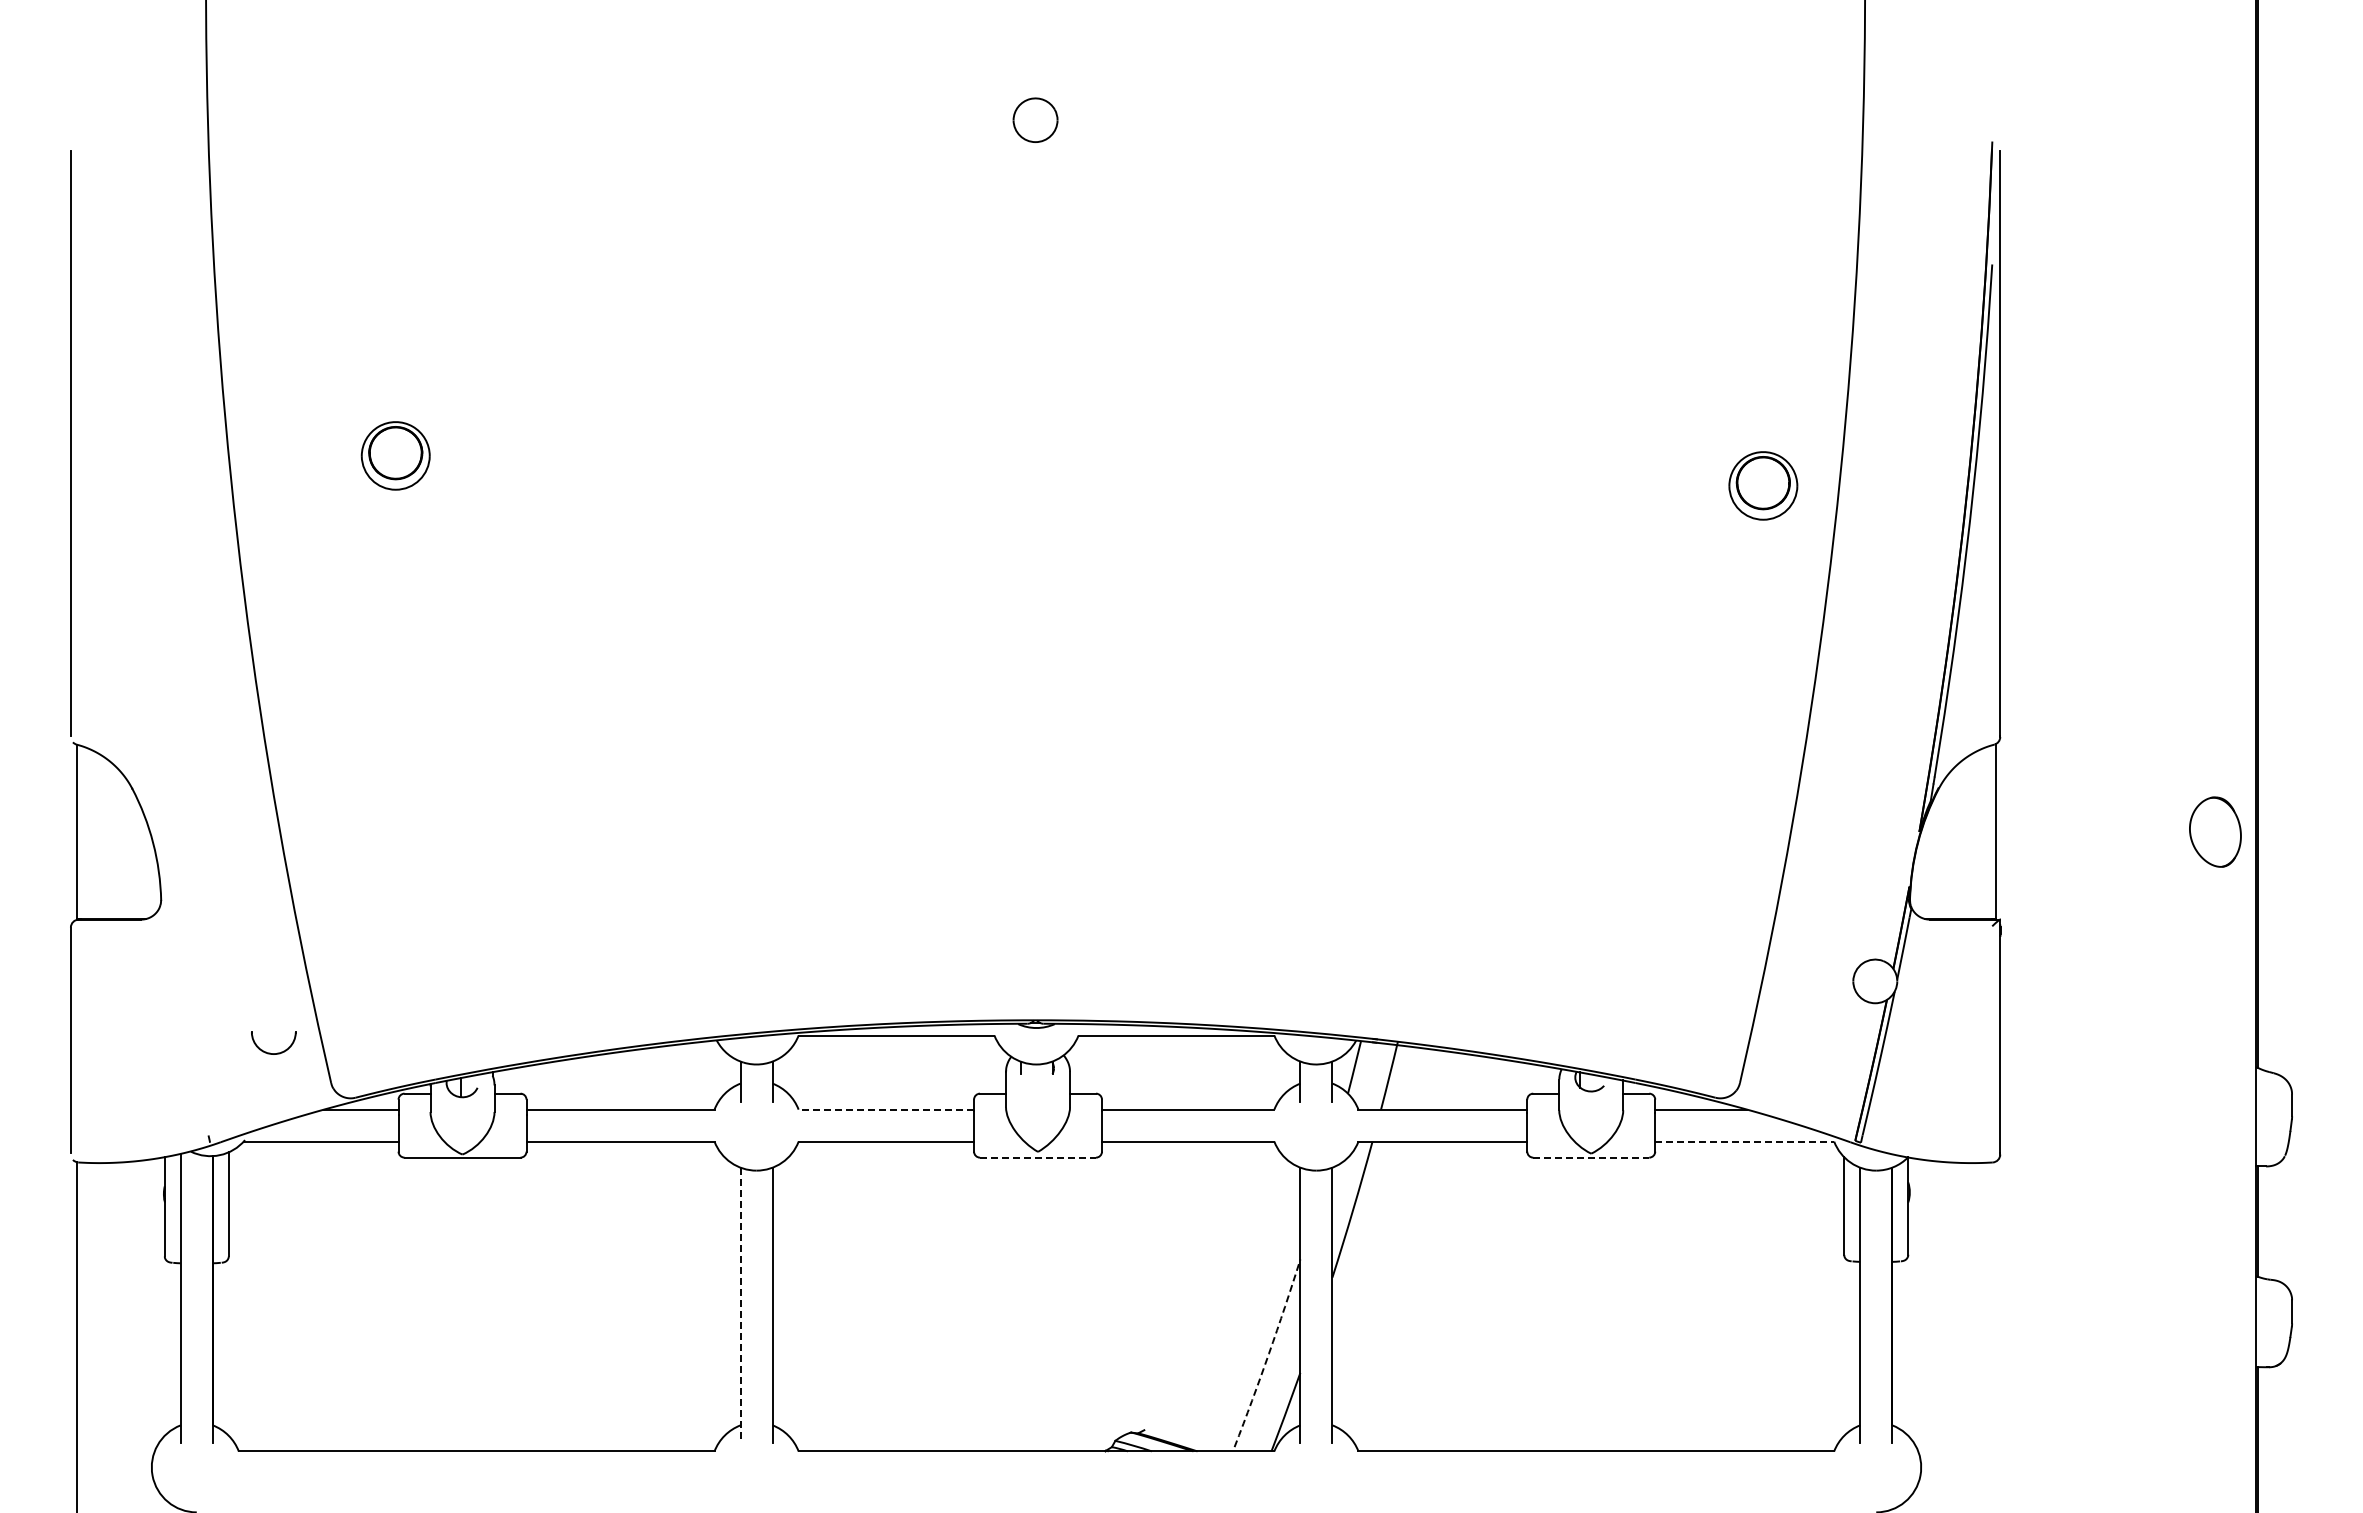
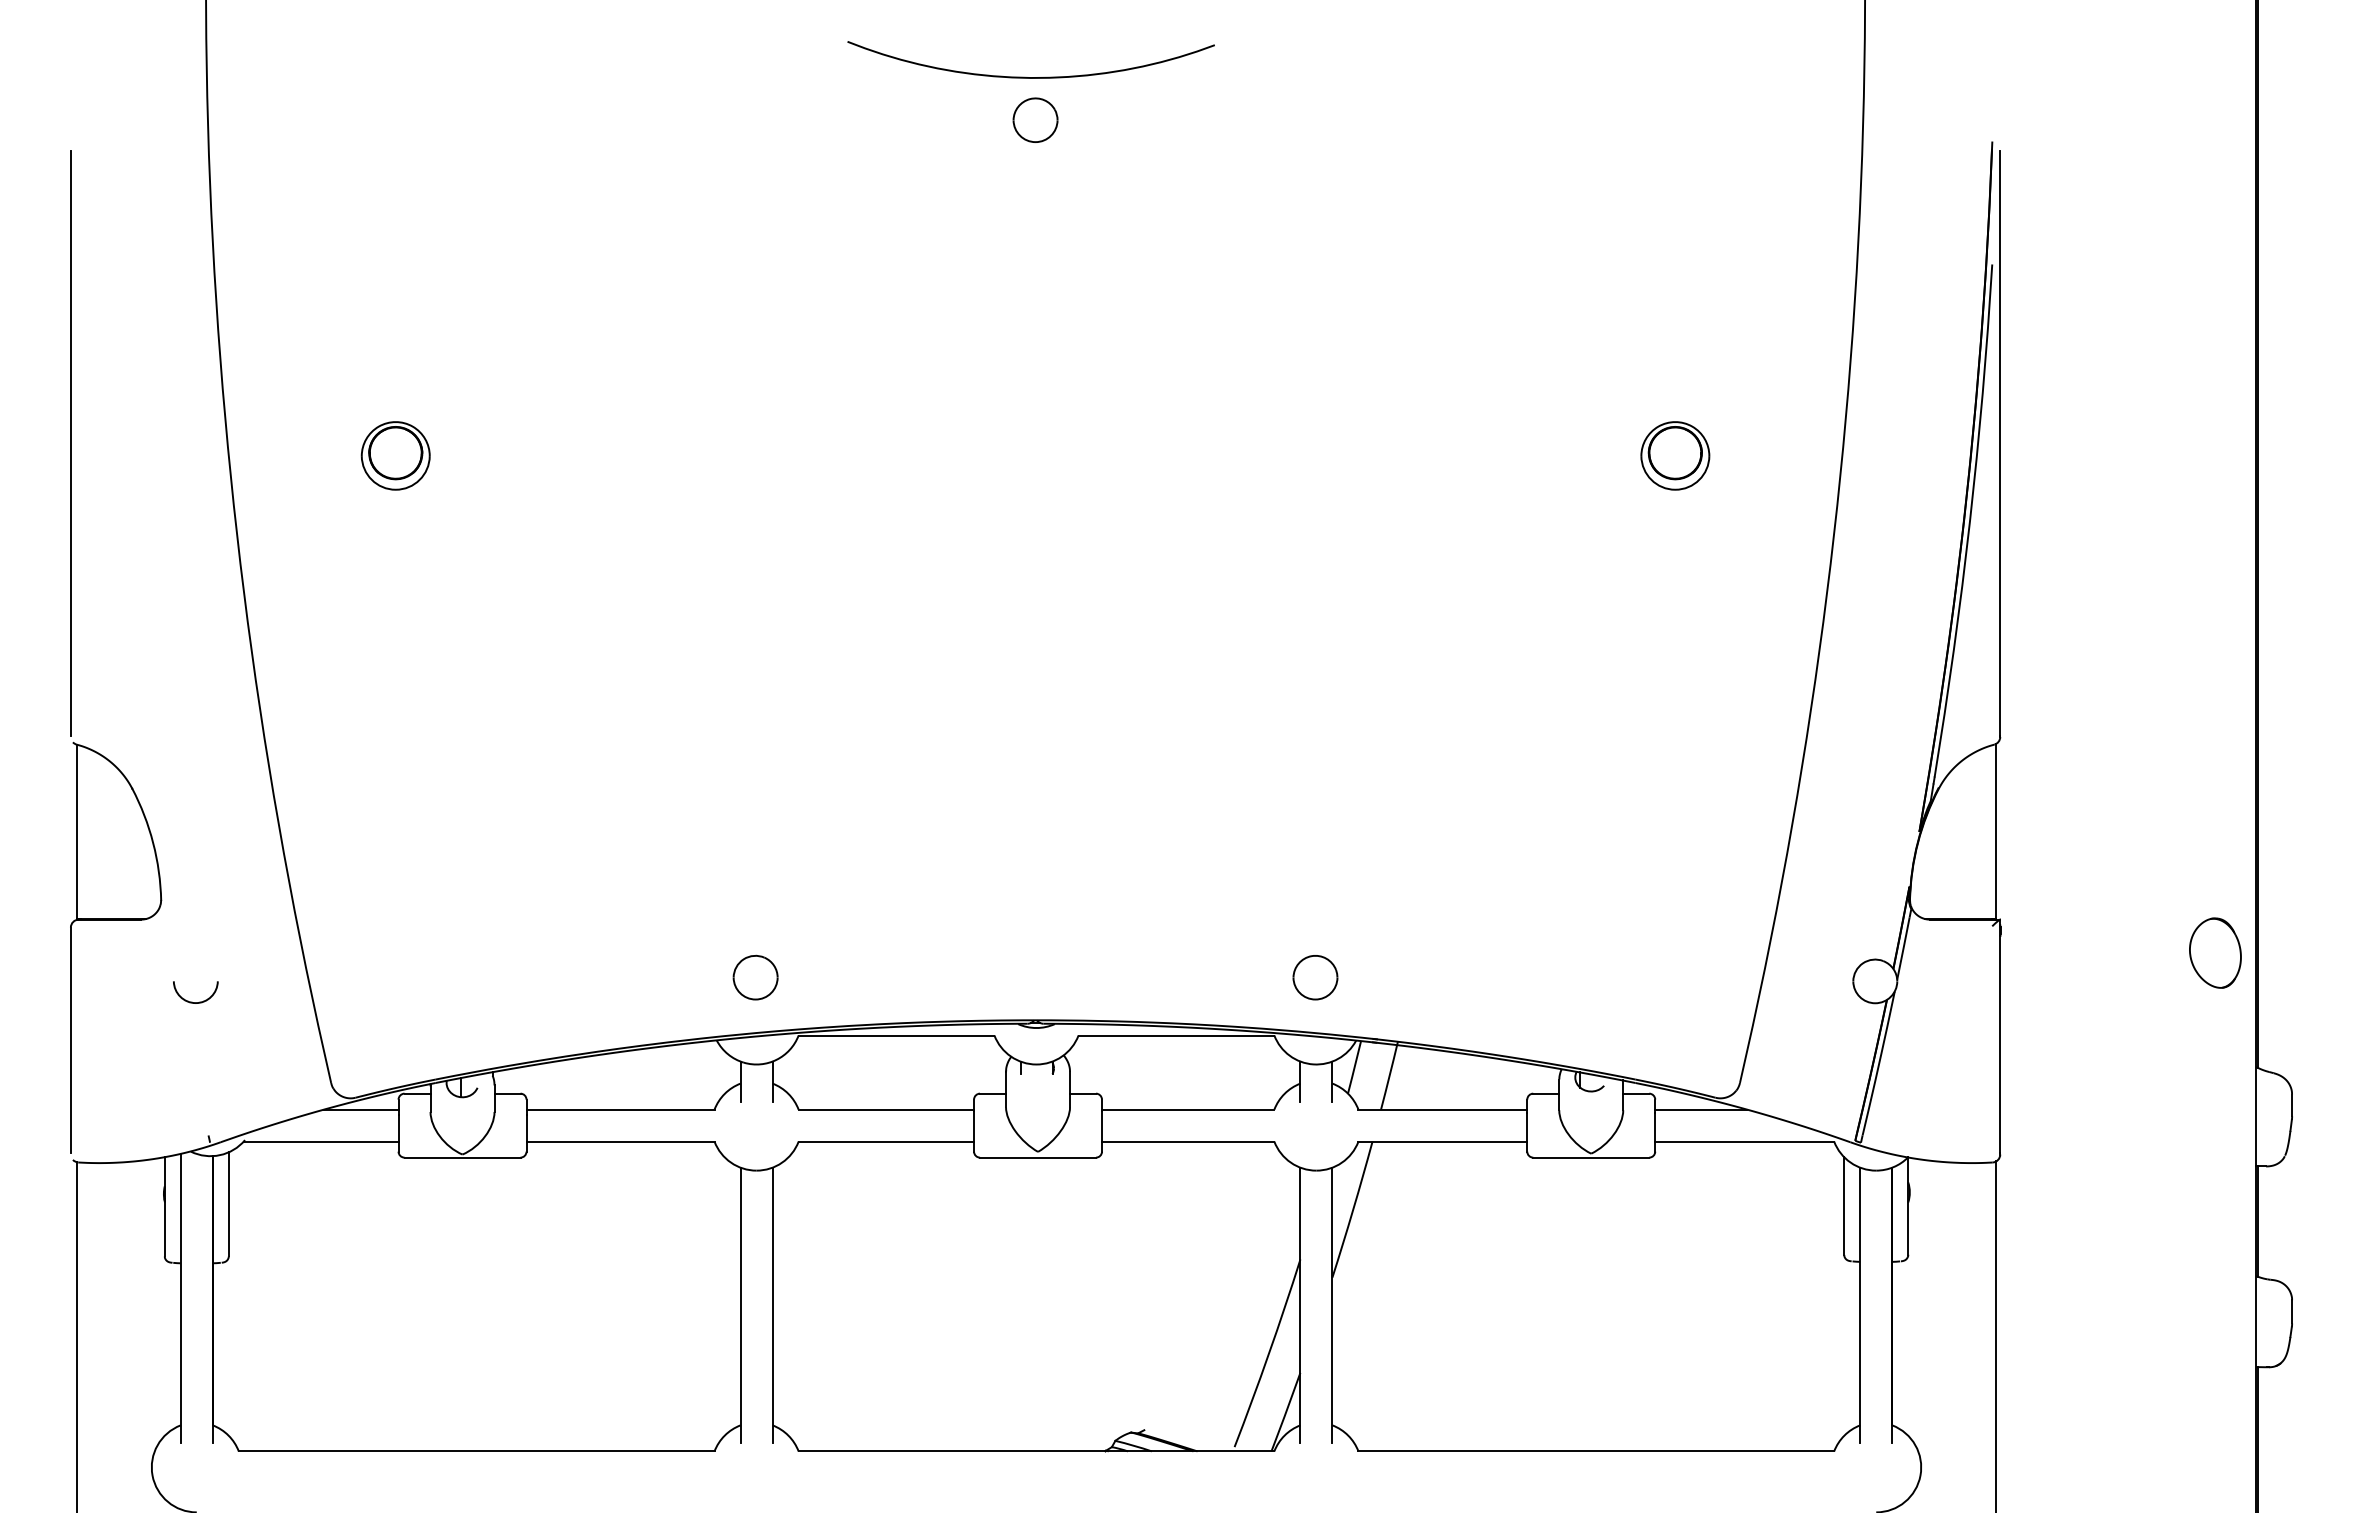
curve: none -> present (1025, 76)
part position: (1763, 485) -> (1675, 455) (1675, 455)
part position: (2215, 831) -> (2215, 952) (2215, 952)
part: none -> present (755, 977)
part: none -> present (1315, 977)
part position: (270, 1052) -> (192, 1001) (192, 1001)
line: dashed -> solid (886, 1109)
line: dashed -> solid (1745, 1141)
line: dashed -> solid (1038, 1157)
line: dashed -> solid (1591, 1157)
line: dashed -> solid (740, 1305)
line: none -> present (1996, 1335)
arc: dashed -> solid (1268, 1353)
